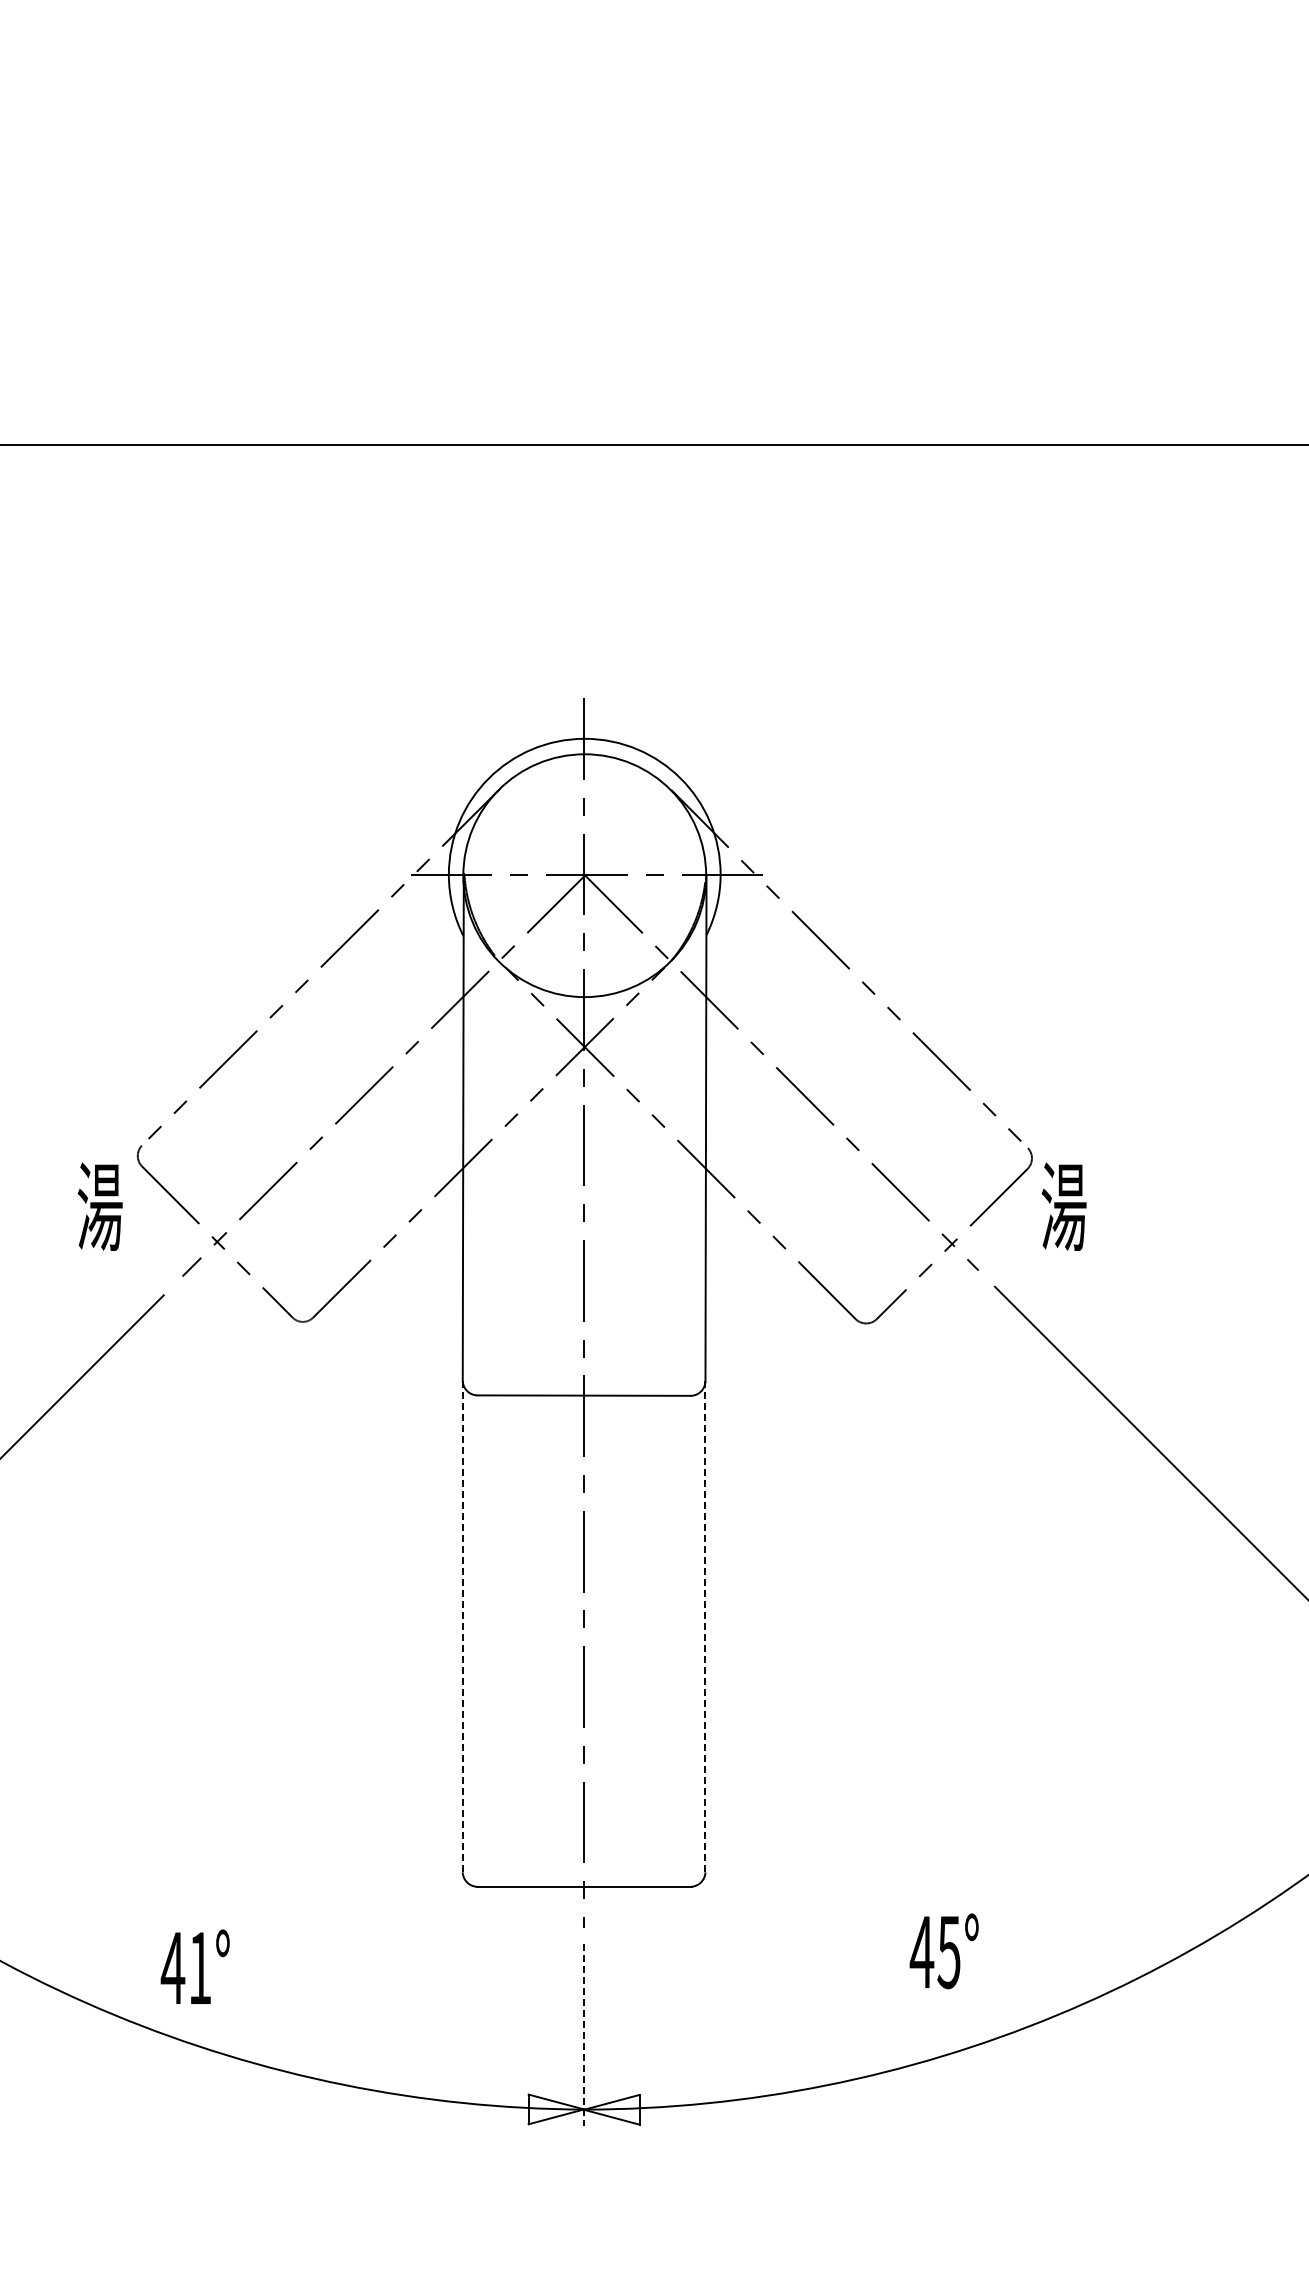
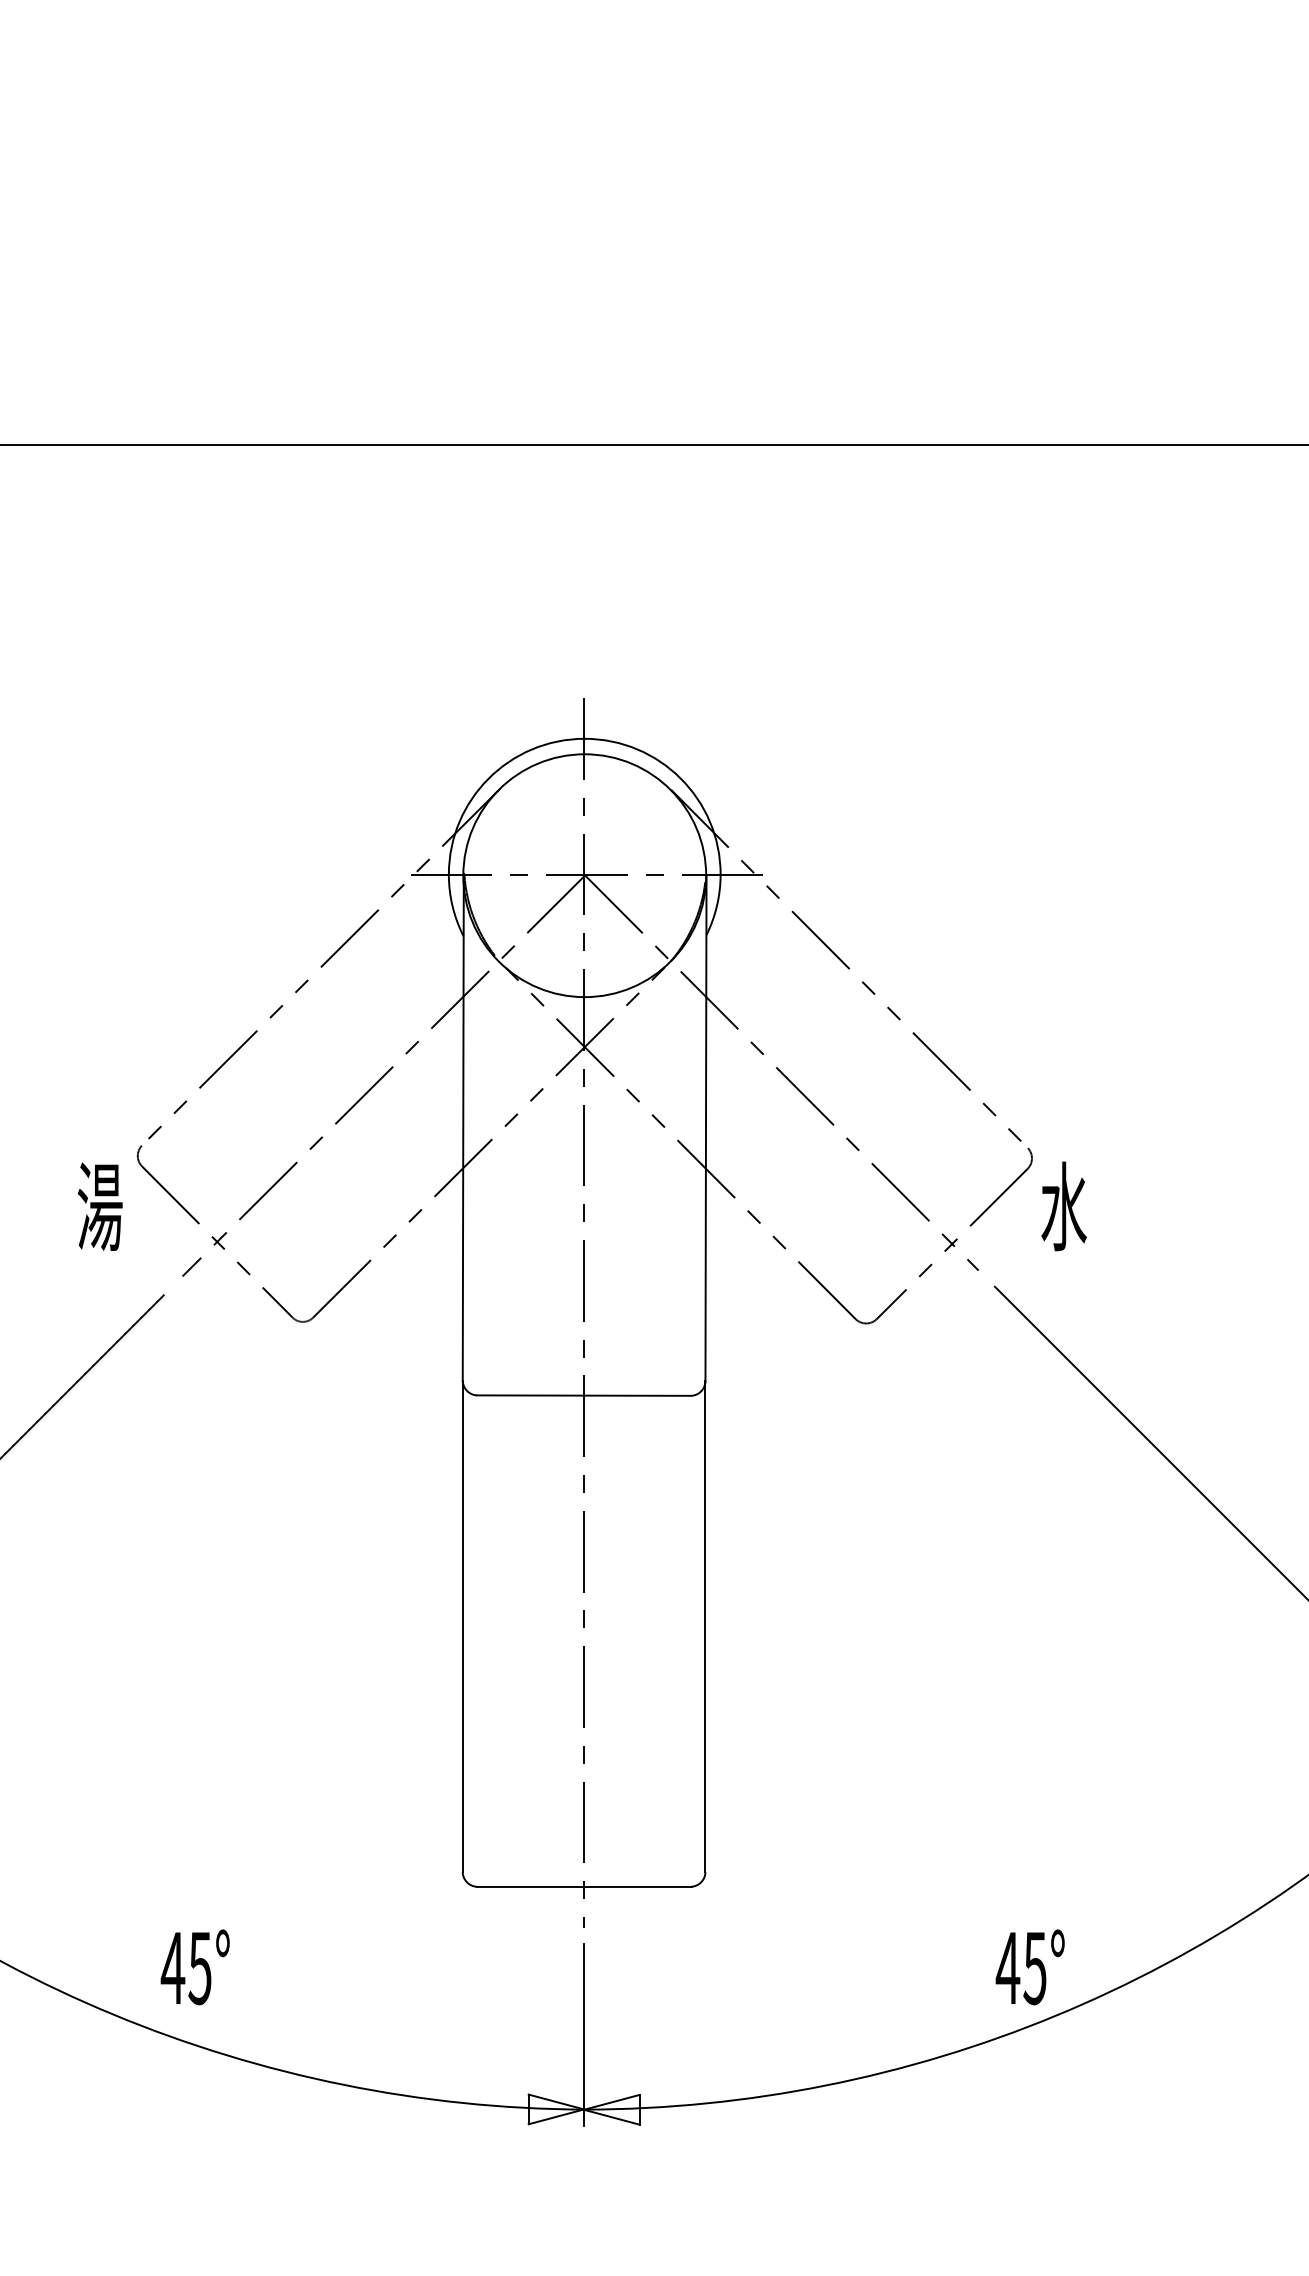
text: 湯 -> 水 (1063, 1206)
line: dashed -> solid (462, 1626)
line: dashed -> solid (705, 1626)
text position: (943, 1951) -> (1029, 1967) (1029, 1967)
text: 41° -> 45° (199, 1968)
line: dashed -> solid (584, 2035)
